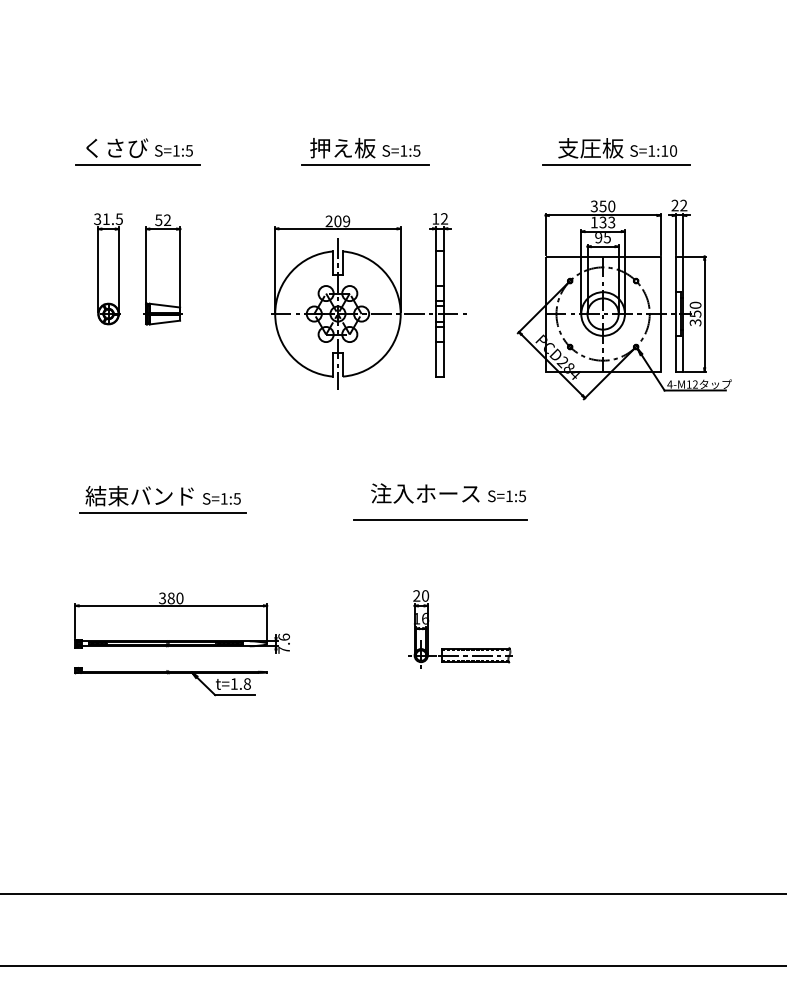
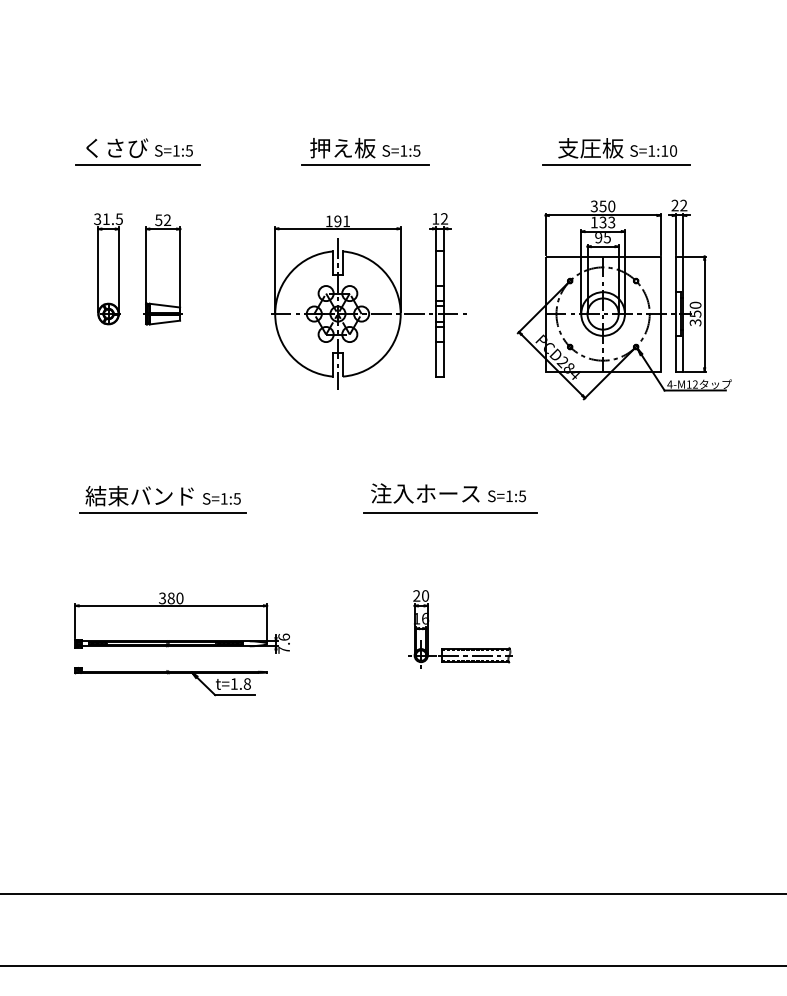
text: 209 -> 191 (337, 221)
line position: (440, 519) -> (450, 512) (450, 512)
